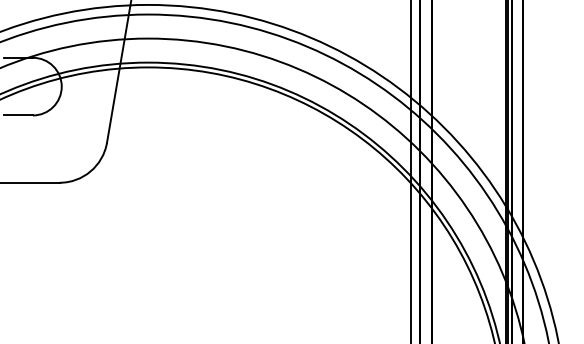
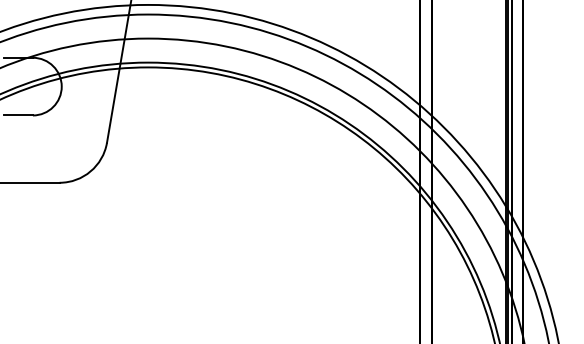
line: present -> none (410, 171)
